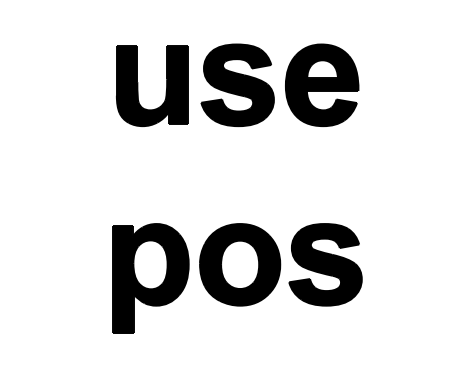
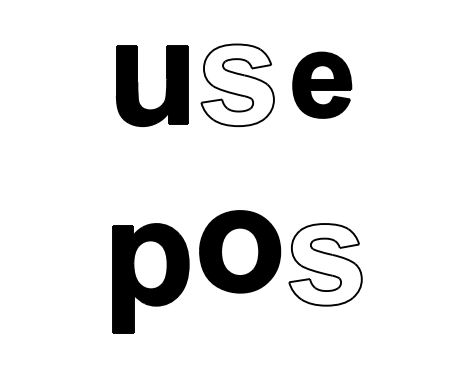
part size: 75x84 px -> 61x68 px (322, 84)
fill: present -> none (237, 85)
part position: (240, 264) -> (240, 251) (240, 251)
fill: present -> none (325, 264)
